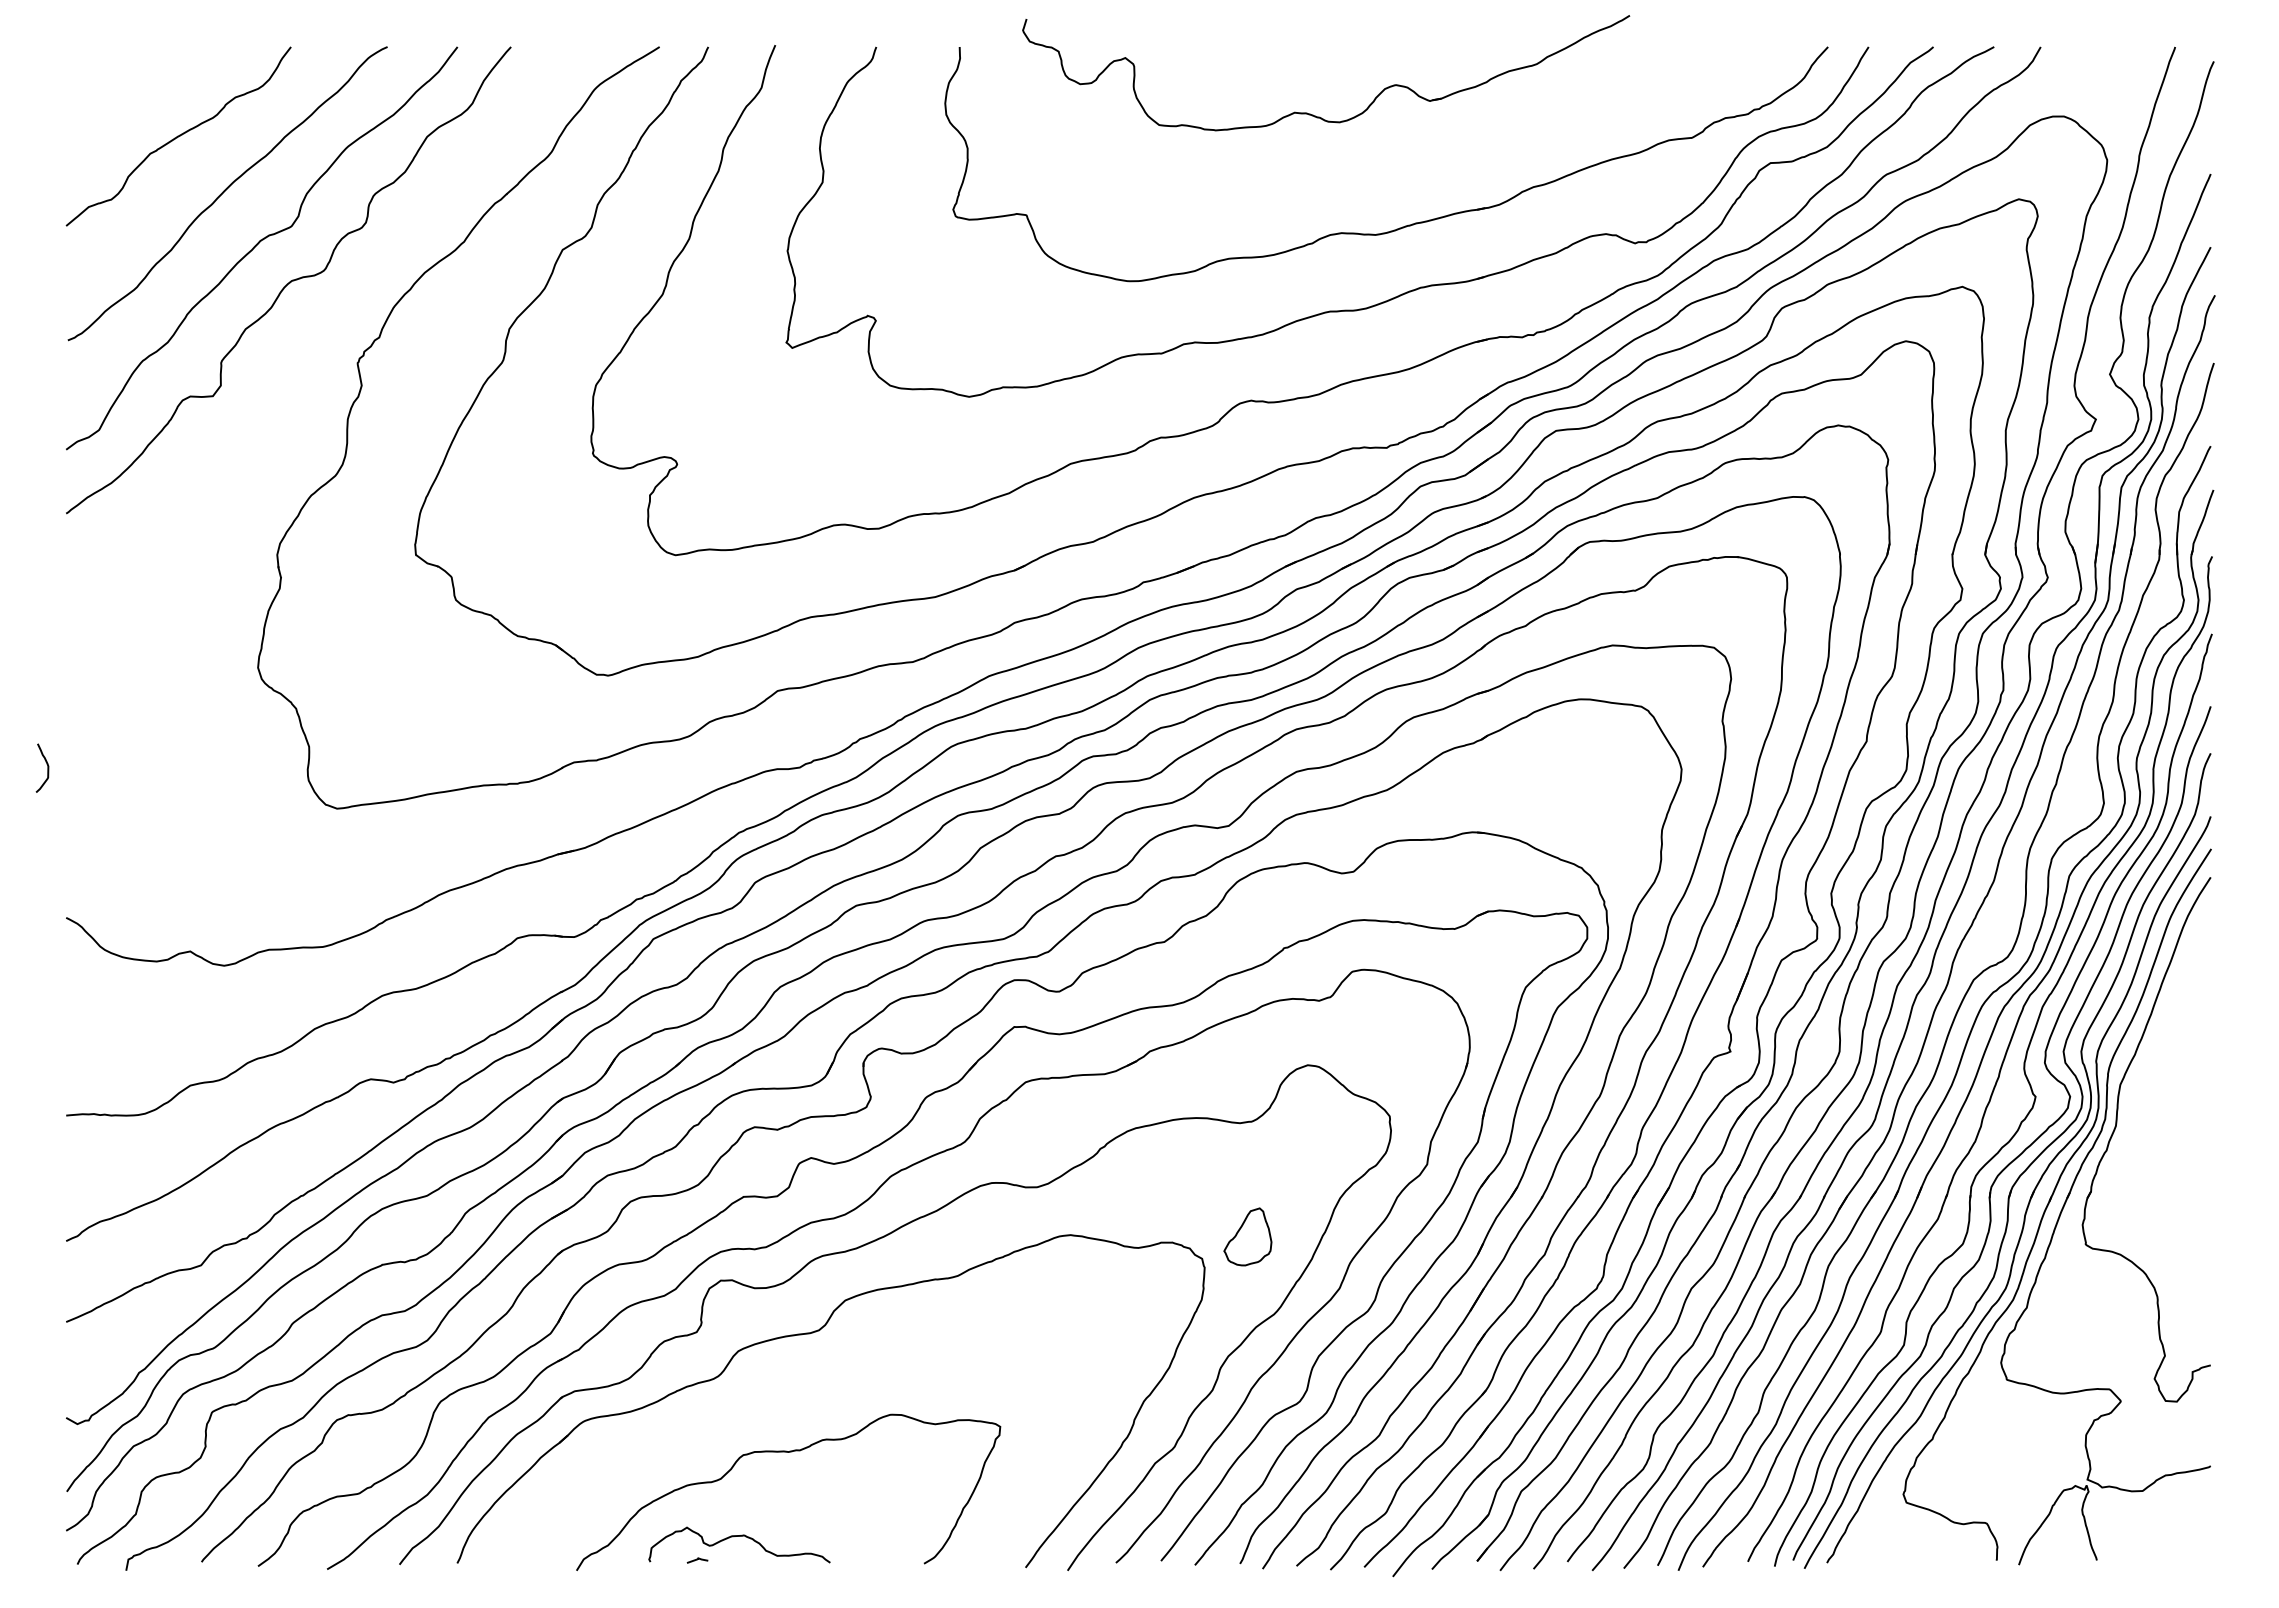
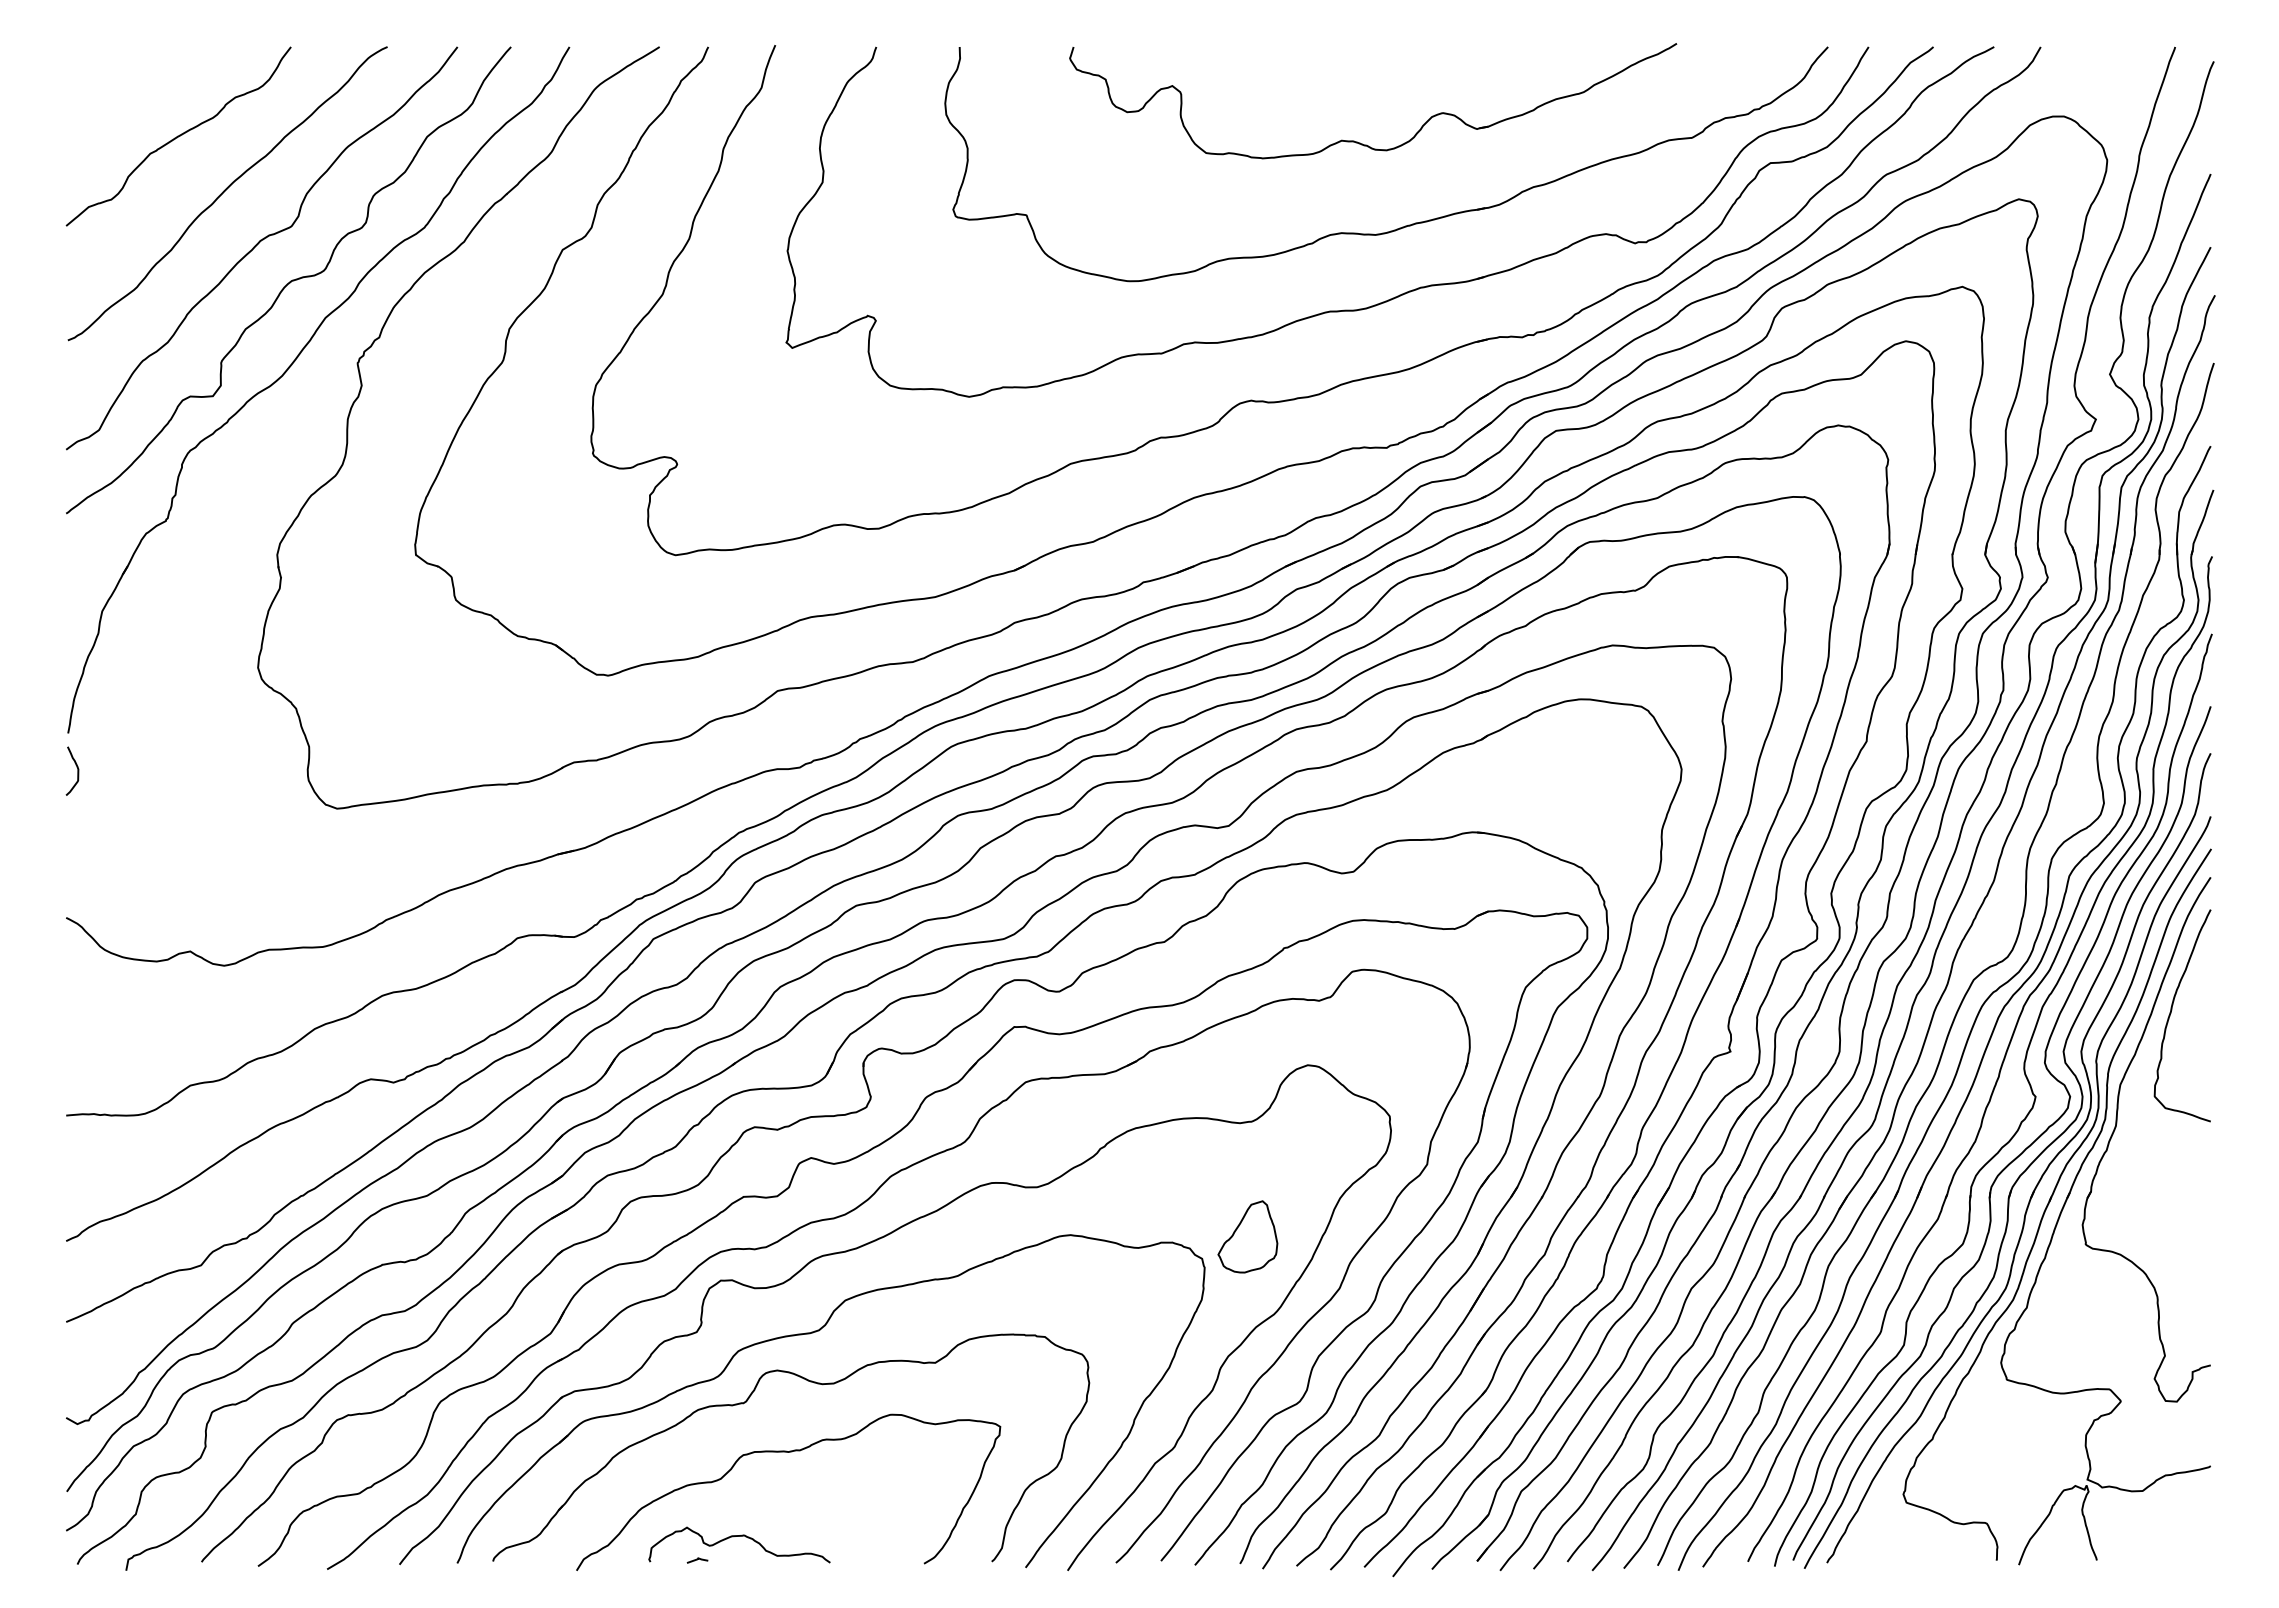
part position: (1313, 114) -> (1360, 142) (1360, 142)
part: none -> present (292, 365)
curve position: (46, 764) -> (76, 767) (76, 767)
curve: none -> present (2172, 1010)
part size: 50x60 px -> 62x74 px (1247, 1236)
part: none -> present (746, 1402)
